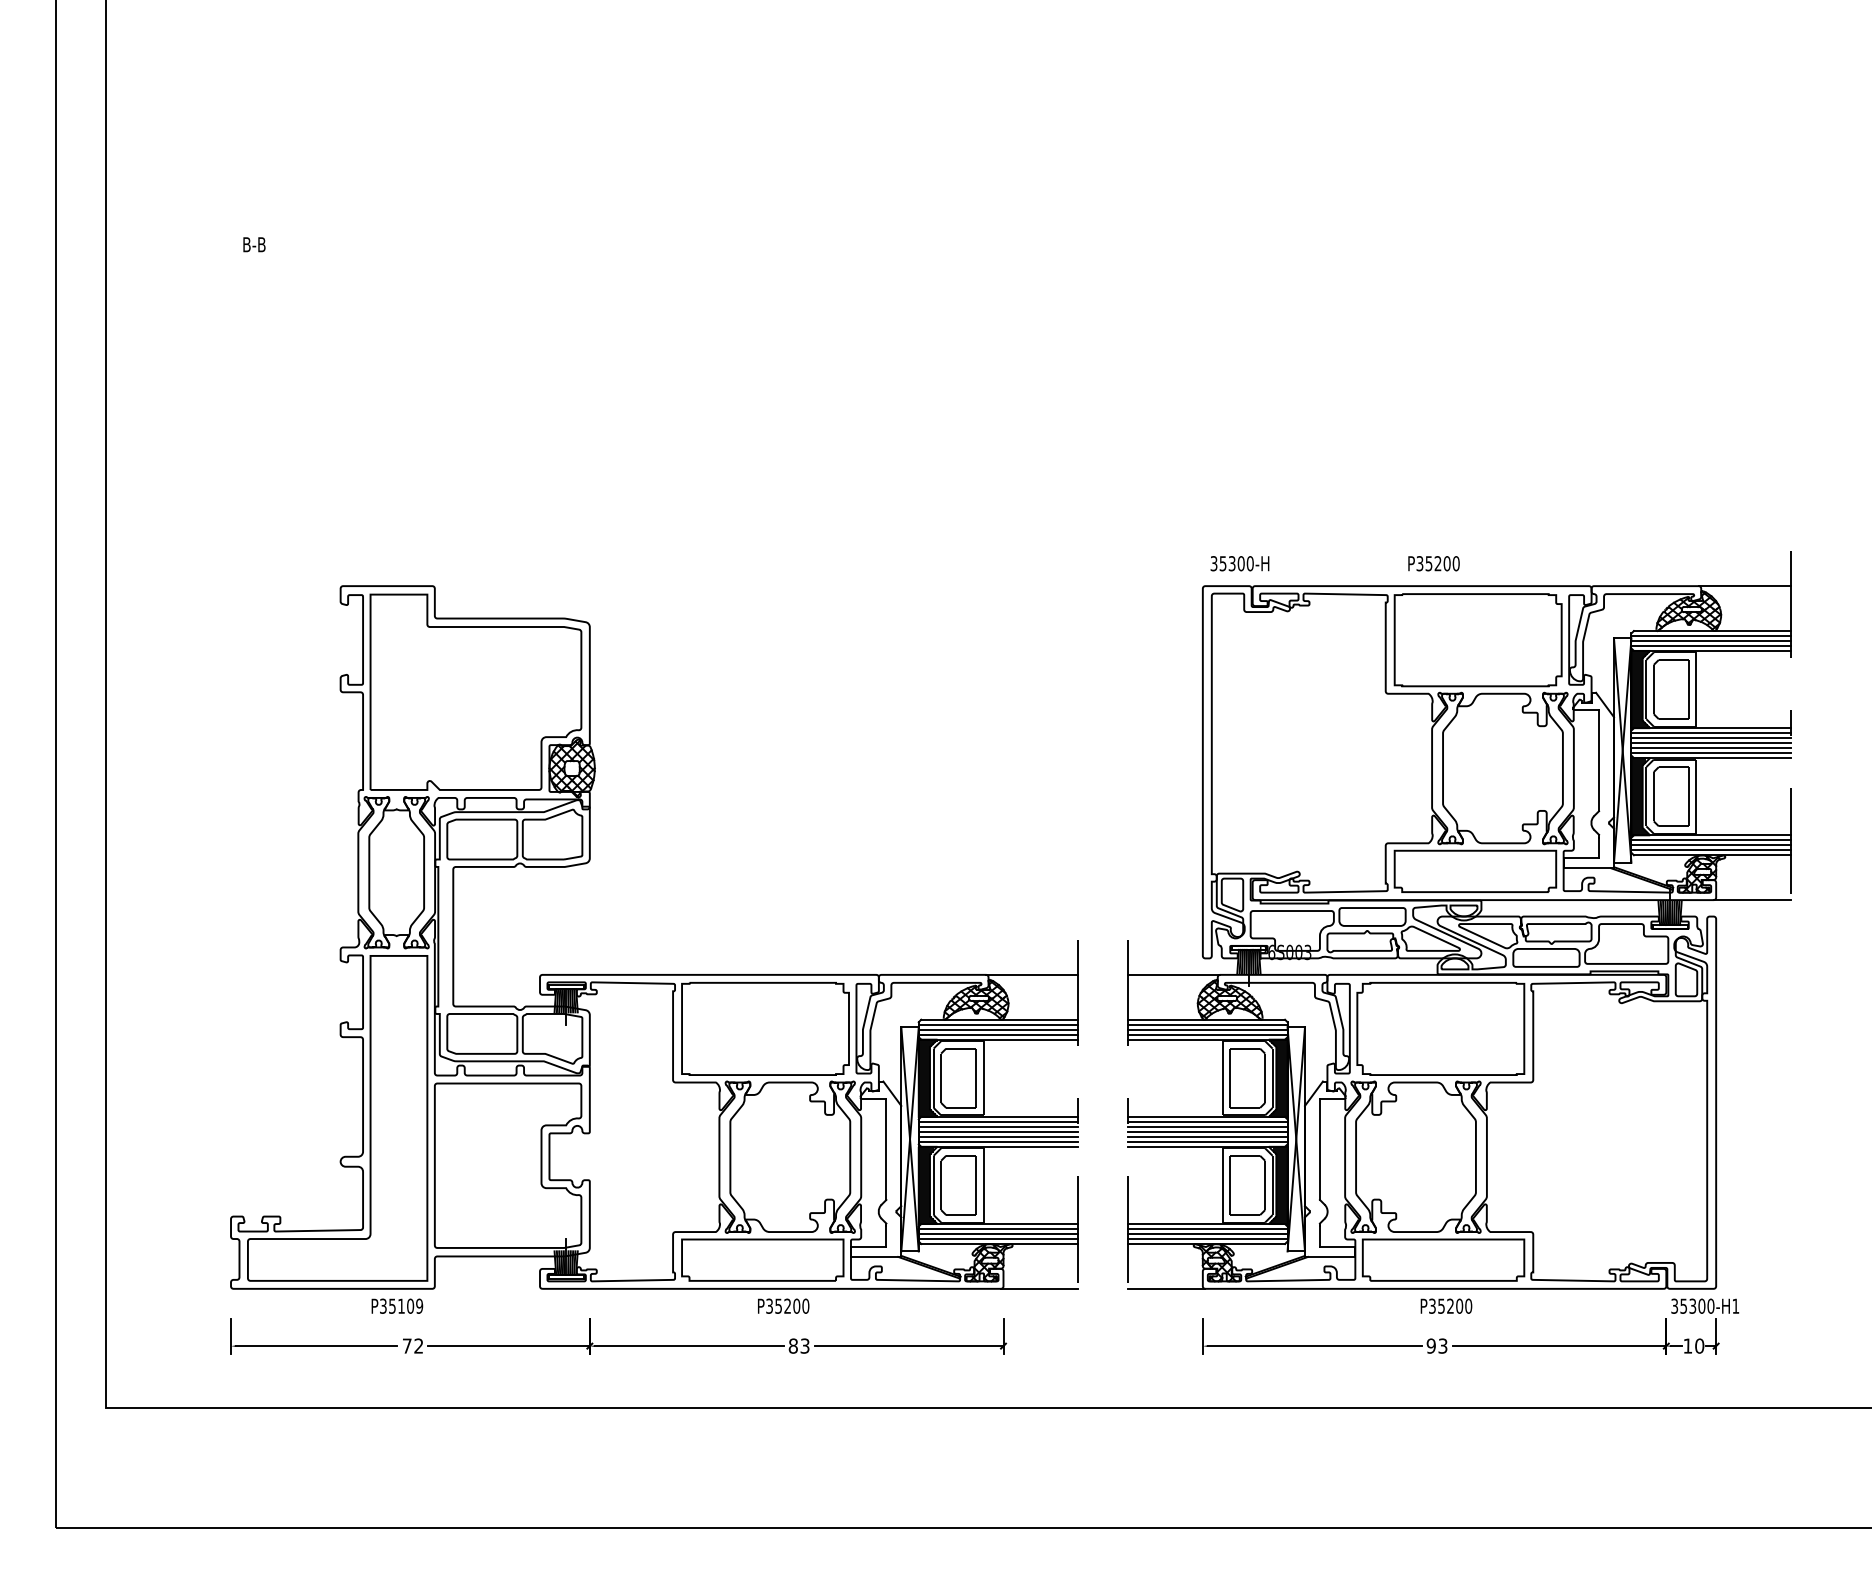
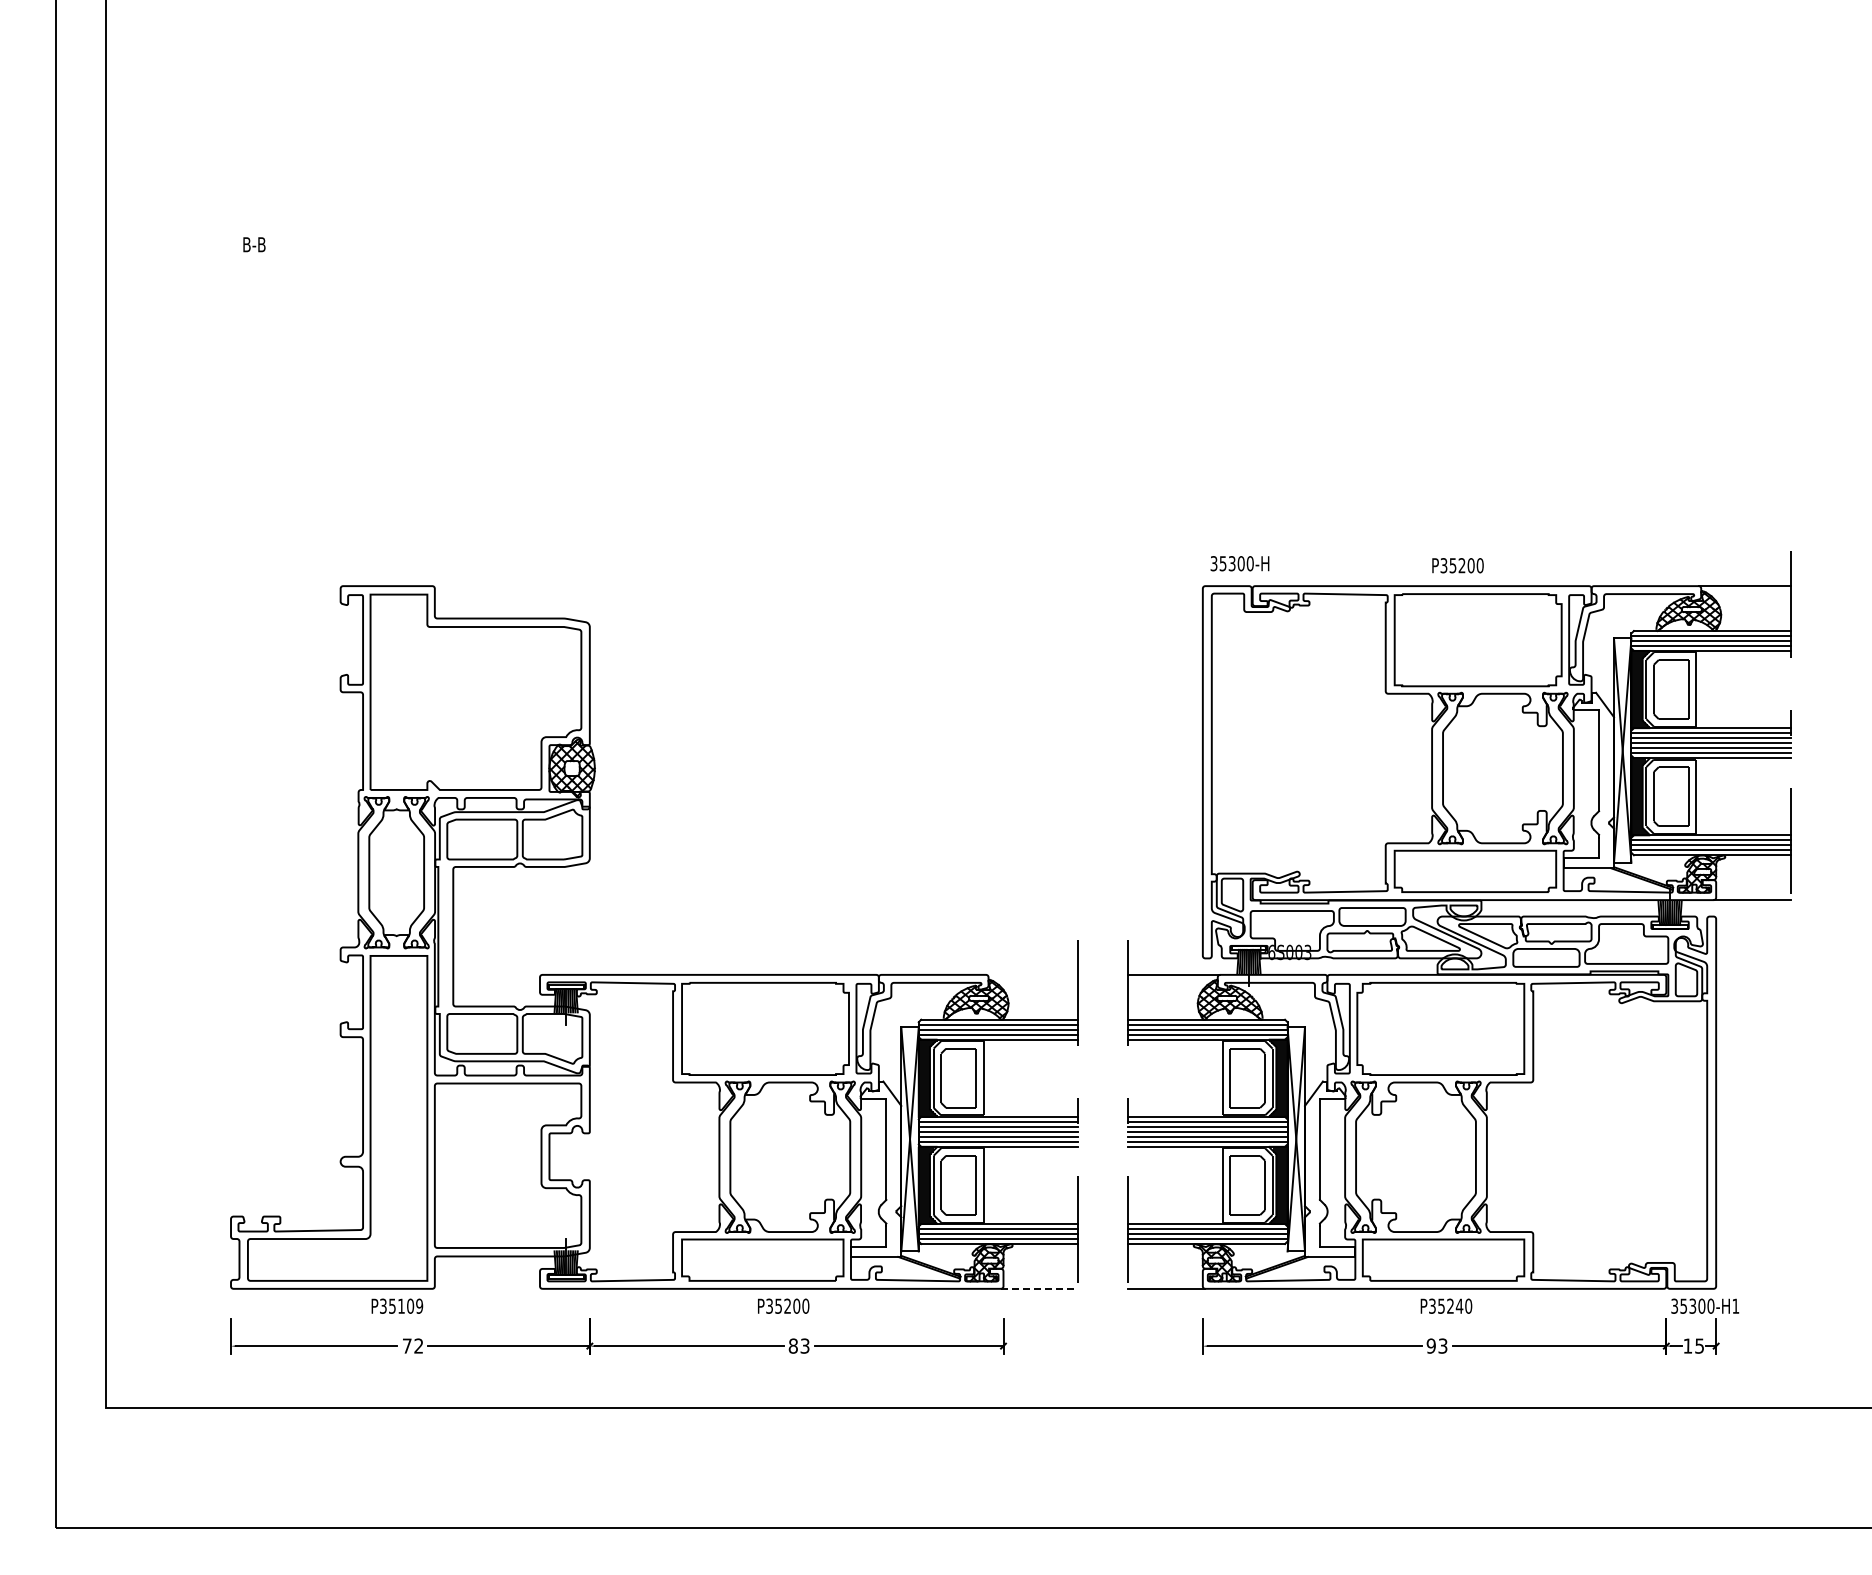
text position: (1433, 563) -> (1457, 565) (1457, 565)
line: present -> none (1032, 974)
line: solid -> dashed (1039, 1288)
text: P35200 -> P35240 (1459, 1305)
text: 10 -> 15 (1699, 1345)
